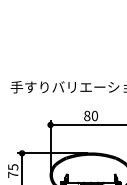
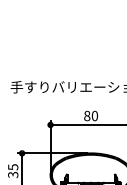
text: 75 -> 35 (13, 174)
